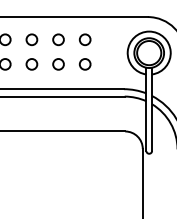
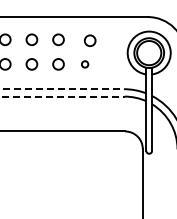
circle position: (84, 39) -> (89, 40) (89, 40)
circle size: 14x13 px -> 9x9 px (85, 64)
line: solid -> dashed (62, 89)
line: solid -> dashed (62, 96)
